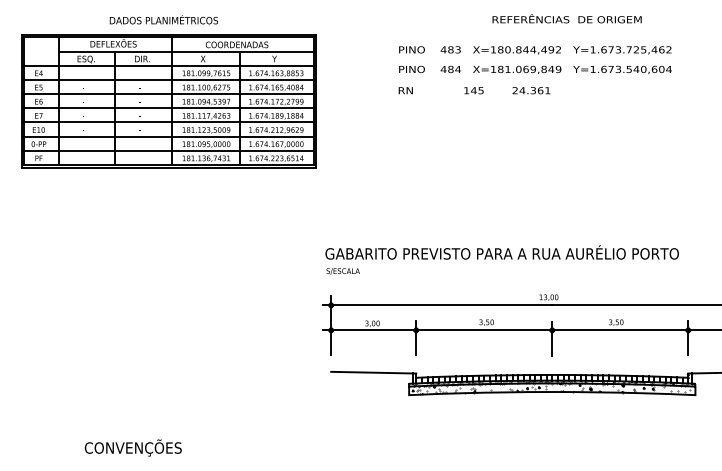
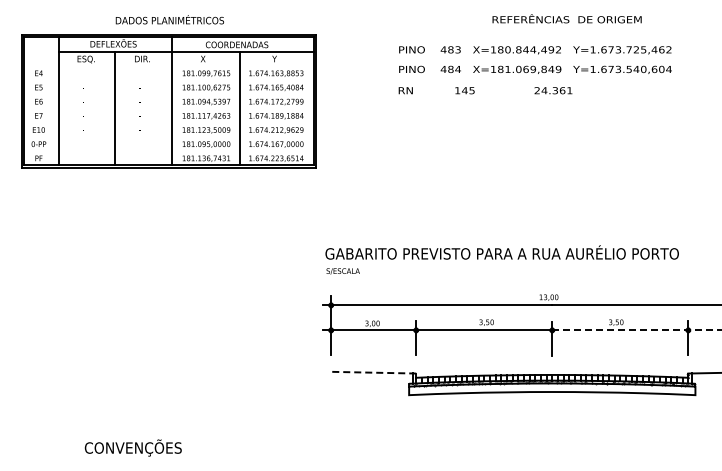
text position: (163, 19) -> (169, 19) (169, 19)
line: present -> none (168, 65)
line: present -> none (168, 79)
text position: (473, 90) -> (464, 90) (464, 90)
text position: (531, 90) -> (553, 90) (553, 90)
line: present -> none (168, 94)
line: present -> none (168, 108)
line: present -> none (168, 122)
line: present -> none (168, 136)
line: present -> none (168, 150)
line: solid -> dashed (637, 330)
line: solid -> dashed (373, 372)
hatch: present -> none (550, 388)
